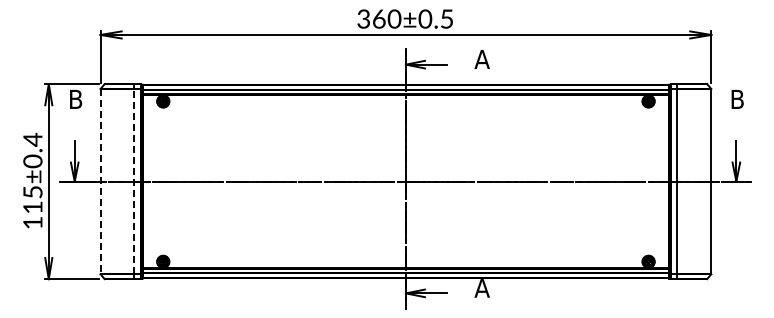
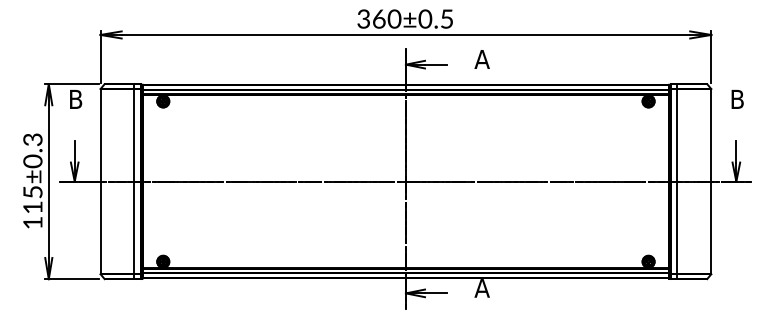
text: 115±0.4 -> 115±0.3 (32, 139)
line: dashed -> solid (134, 181)
line: dashed -> solid (100, 182)
